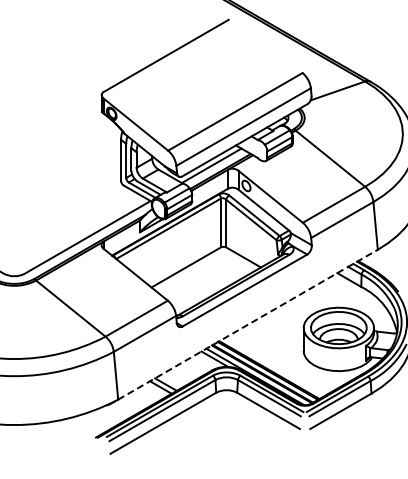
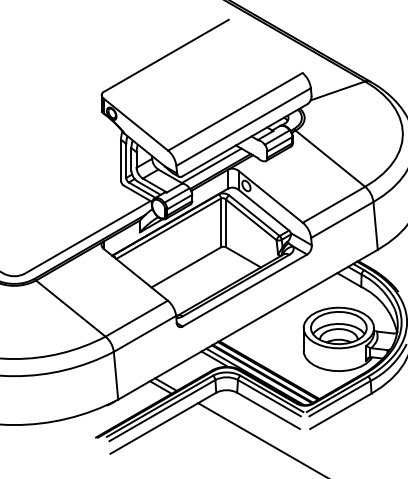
line: dashed -> solid (248, 324)
line: none -> present (260, 439)
